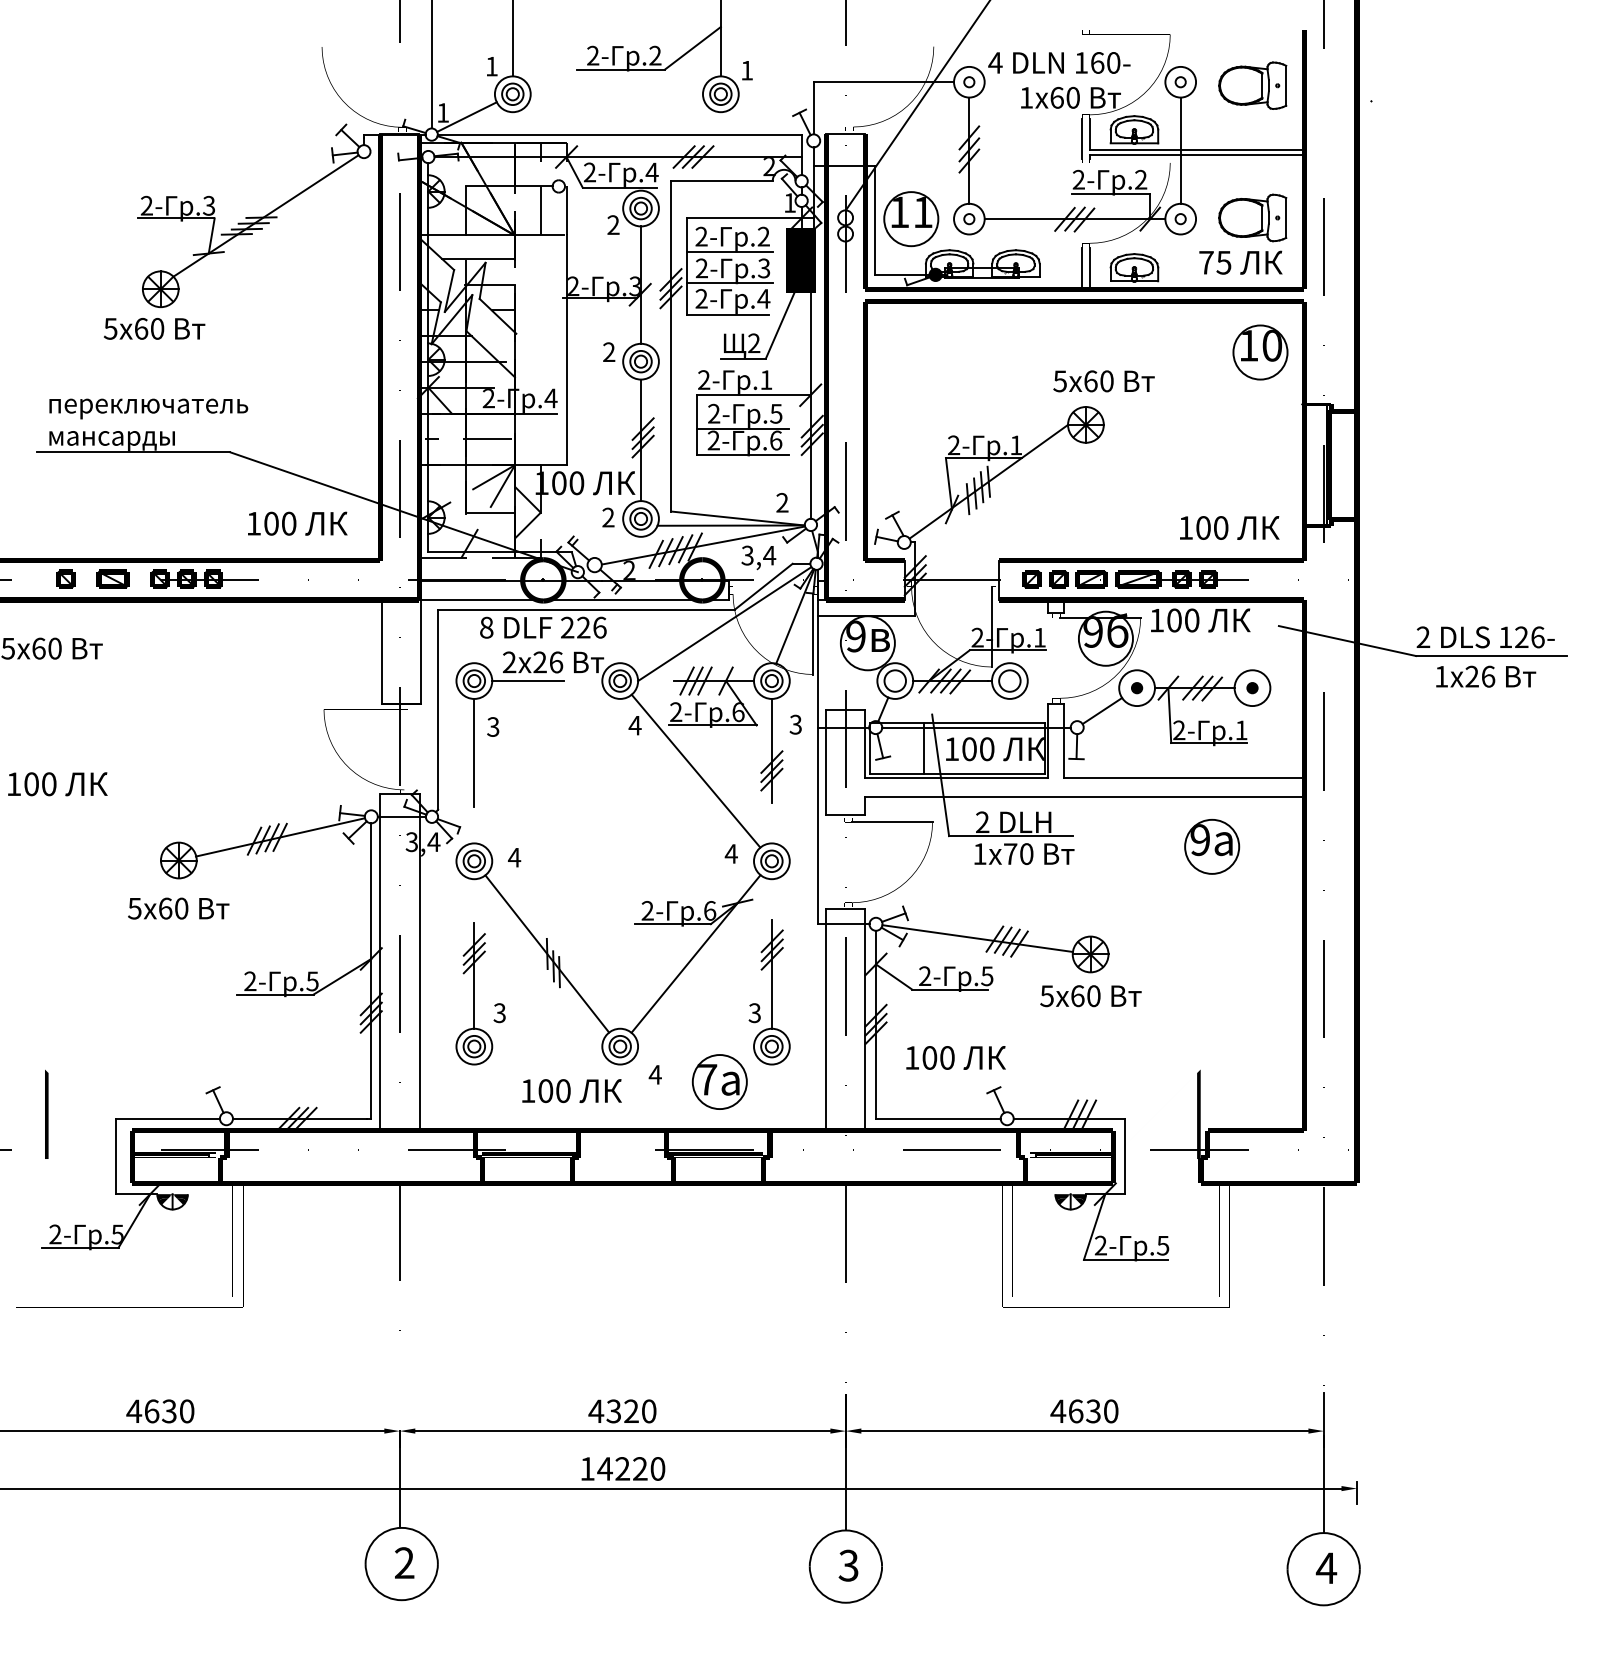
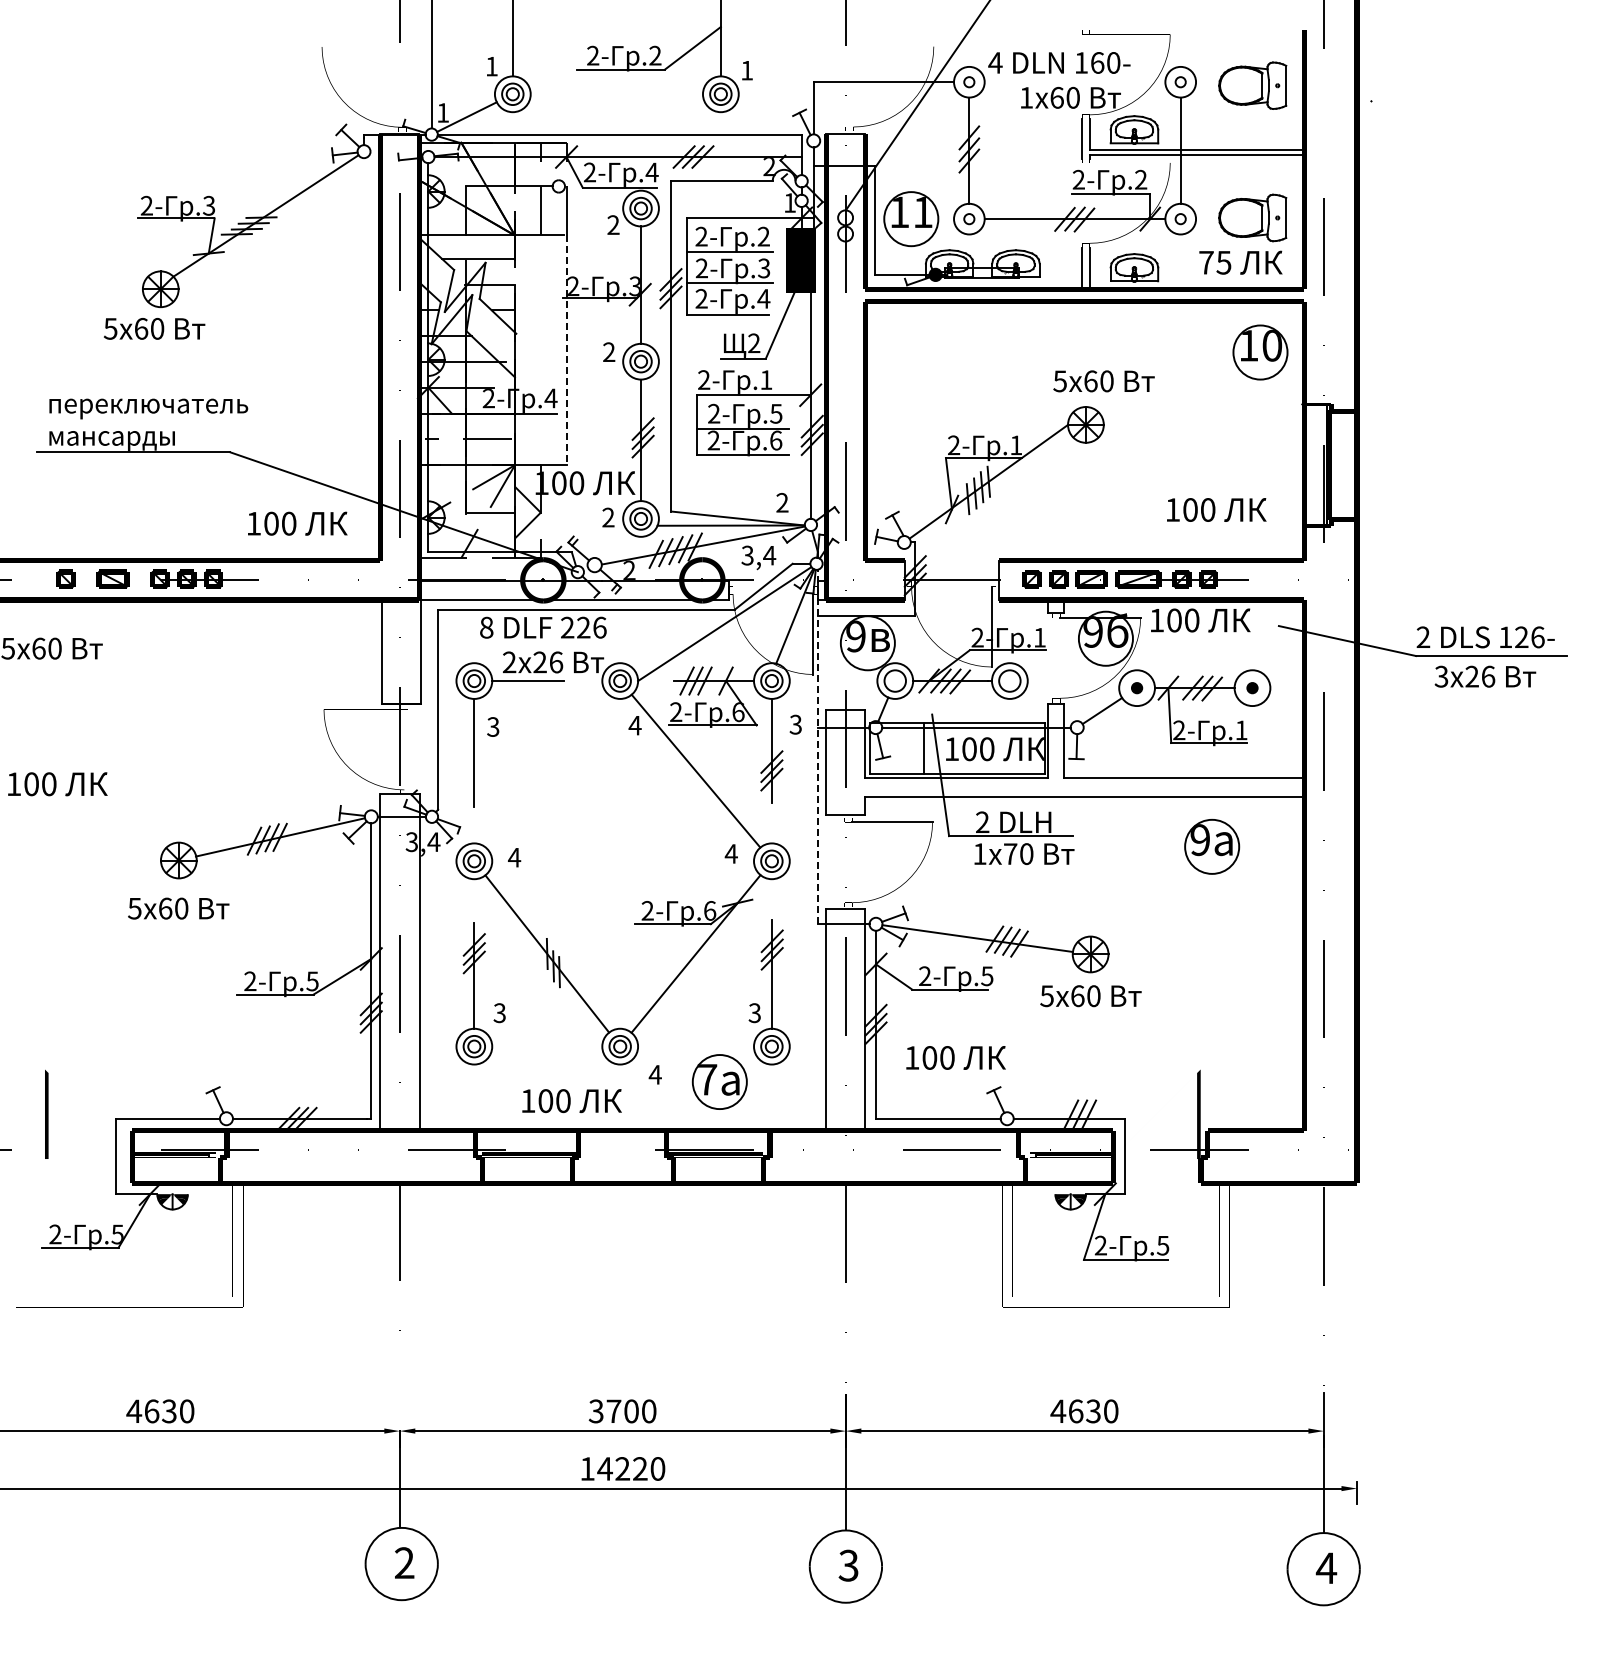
line: solid -> dashed (566, 350)
text position: (1229, 527) -> (1216, 509) (1216, 509)
text: 1 -> 3 (1441, 676)
line: solid -> dashed (817, 746)
text position: (571, 1091) -> (571, 1101) (571, 1101)
text: 4320 -> 3700 (613, 1411)
